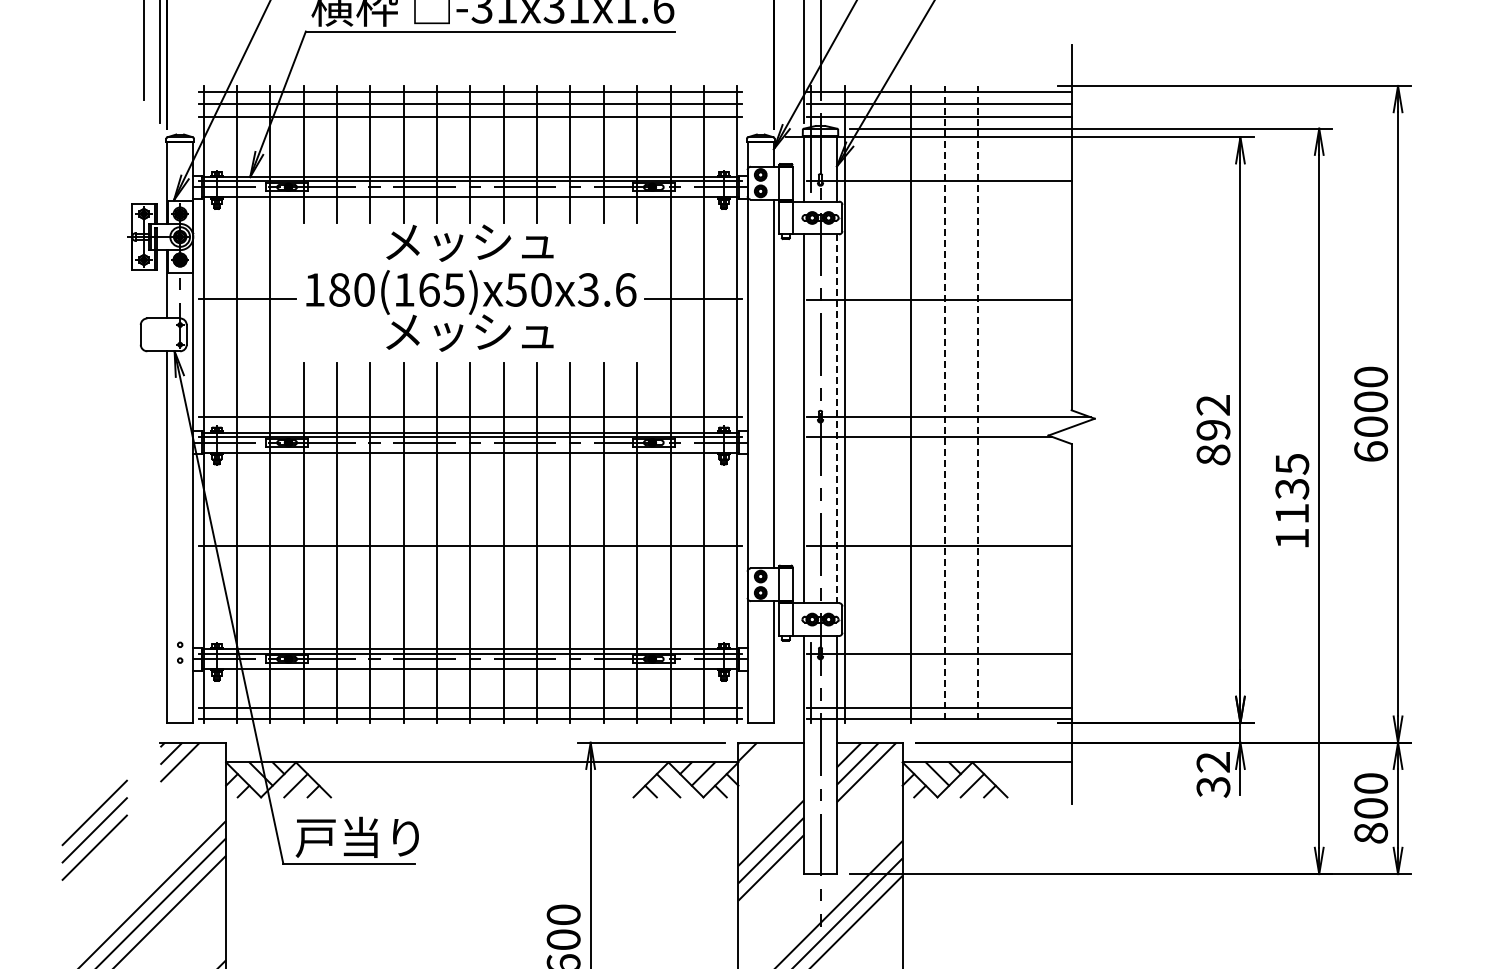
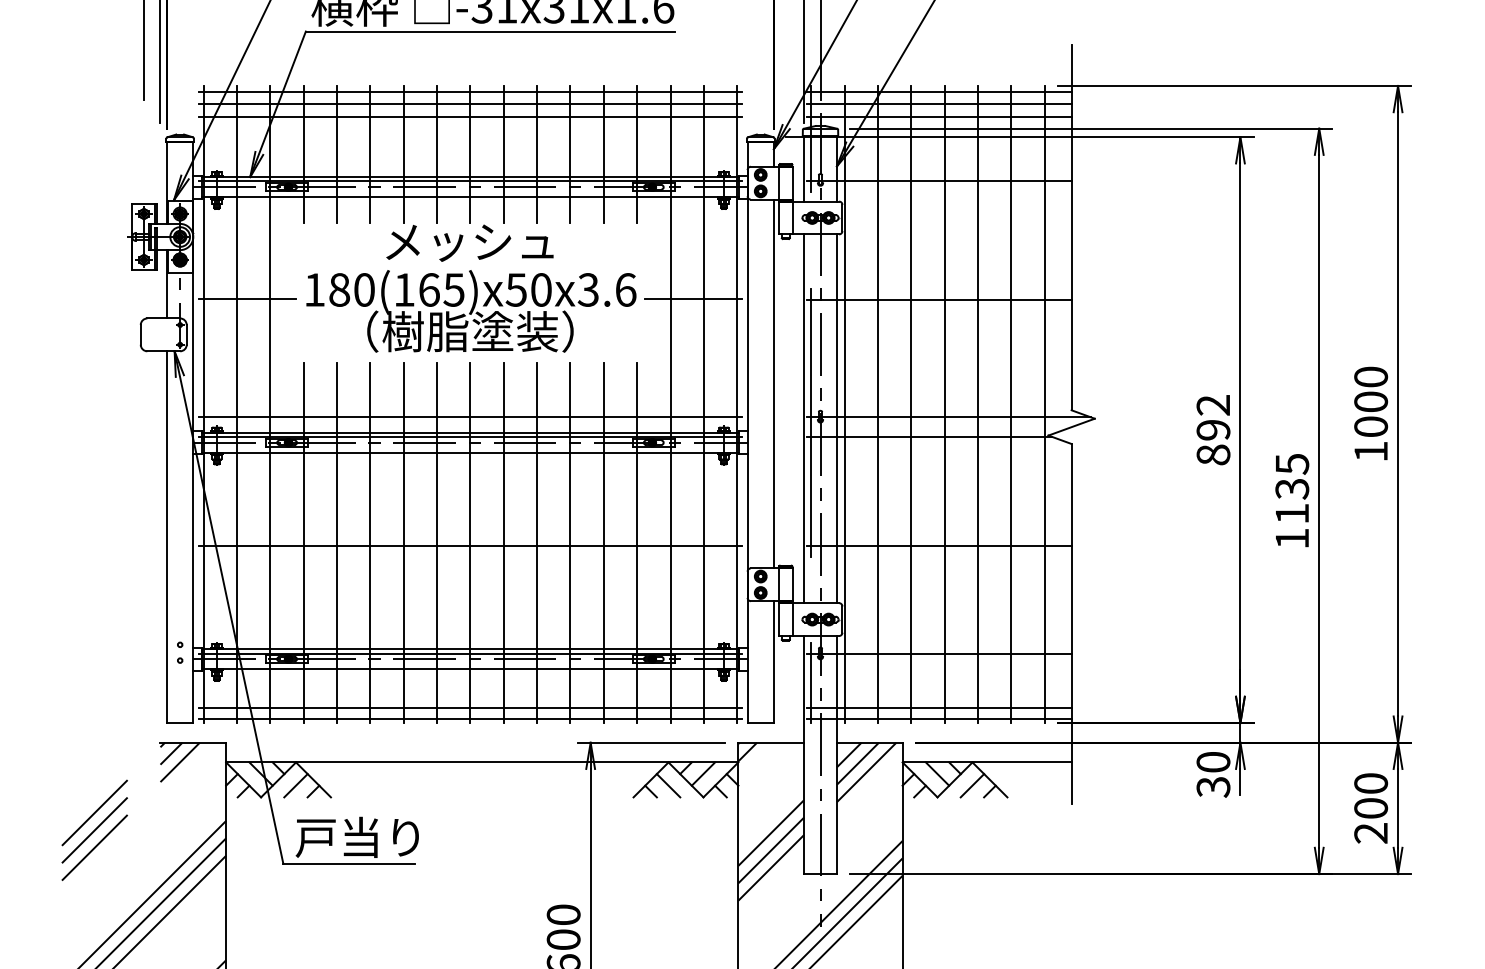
text: メッシュ -> （樹脂塗装） (470, 331)
line: none -> present (877, 404)
line: dashed -> solid (944, 404)
line: dashed -> solid (977, 404)
line: none -> present (1011, 404)
line: none -> present (1044, 404)
line: dashed -> solid (836, 419)
line: none -> present (811, 422)
text: 6000 -> 1000 (1371, 451)
text: 32 -> 30 (1213, 762)
text: 800 -> 200 (1371, 832)
